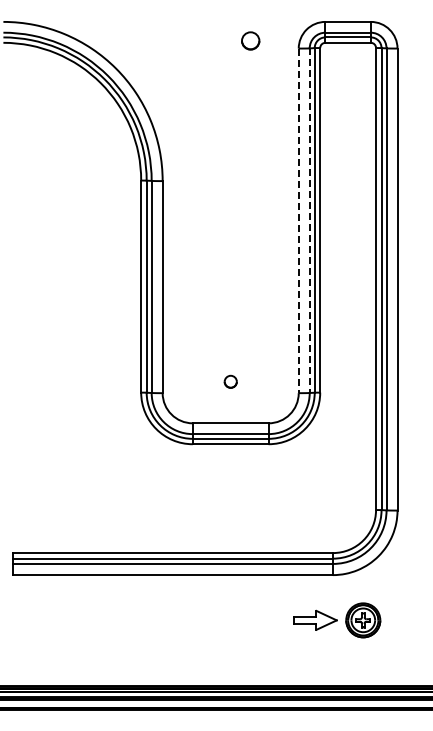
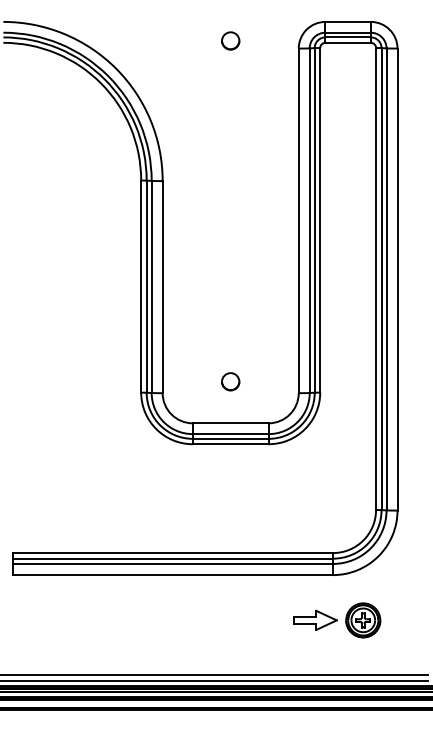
part position: (250, 40) -> (230, 40) (230, 40)
line: dashed -> solid (298, 221)
line: dashed -> solid (309, 221)
part size: 15x15 px -> 20x20 px (230, 381)
line: none -> present (214, 674)
line: none -> present (214, 680)
